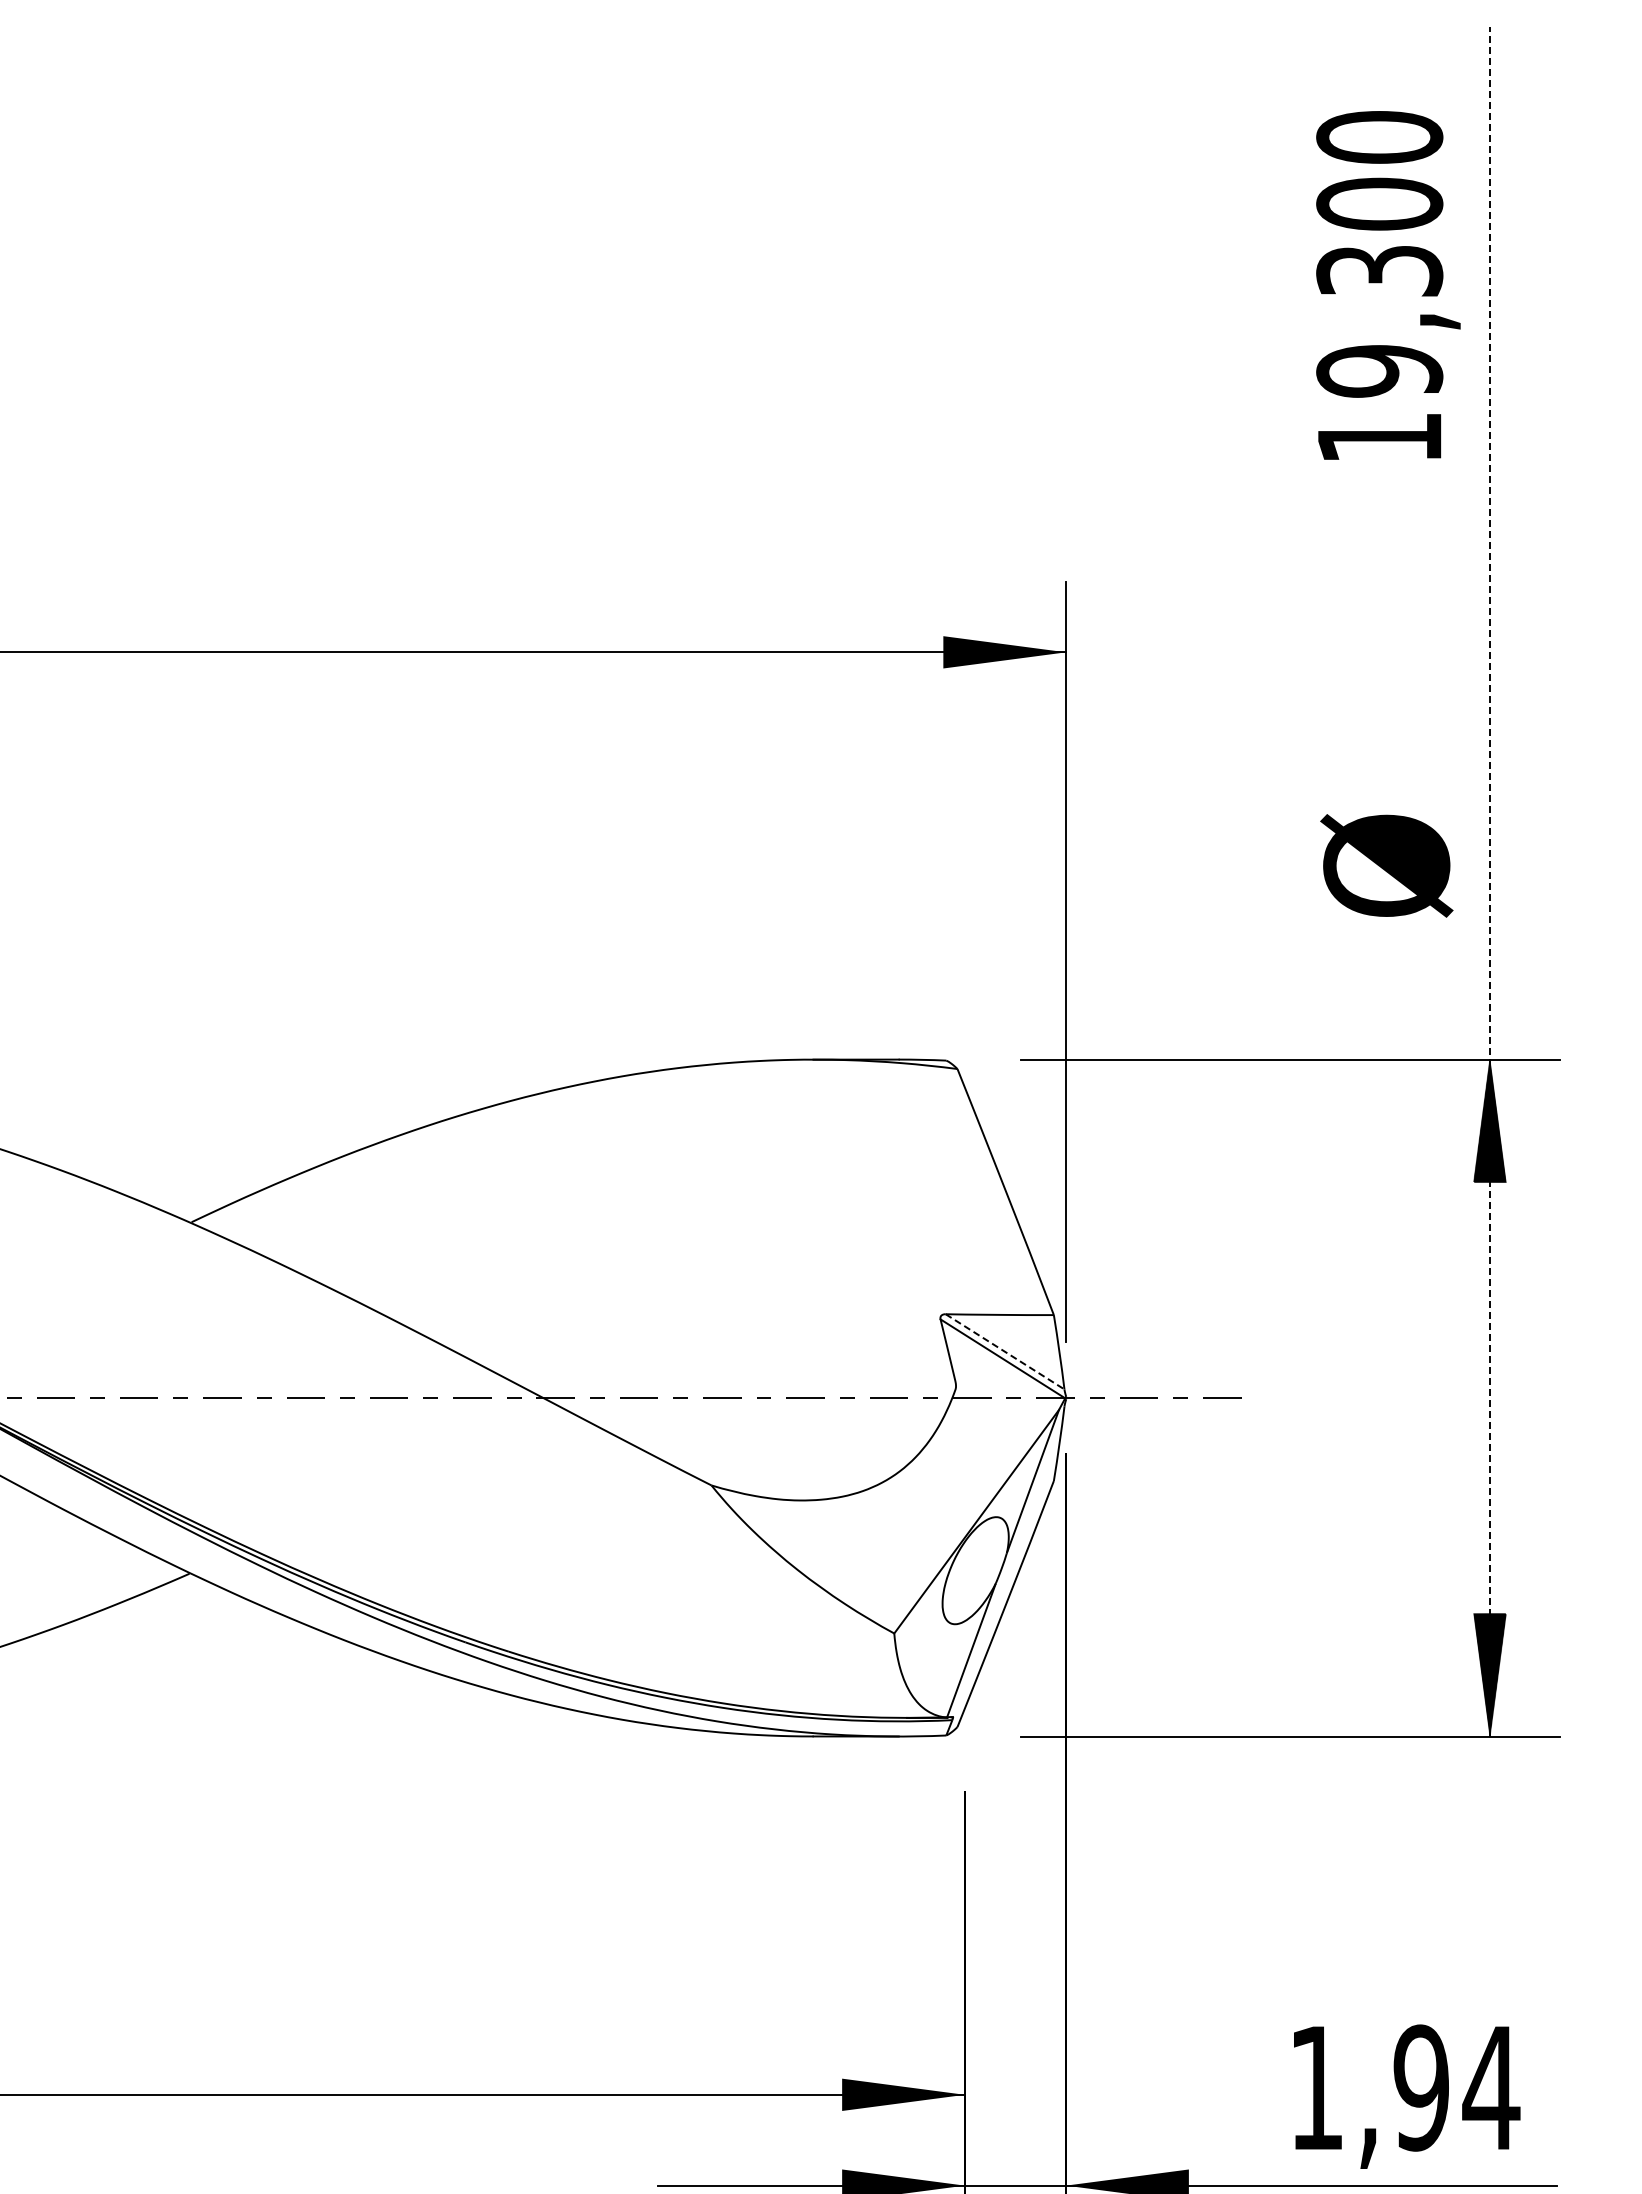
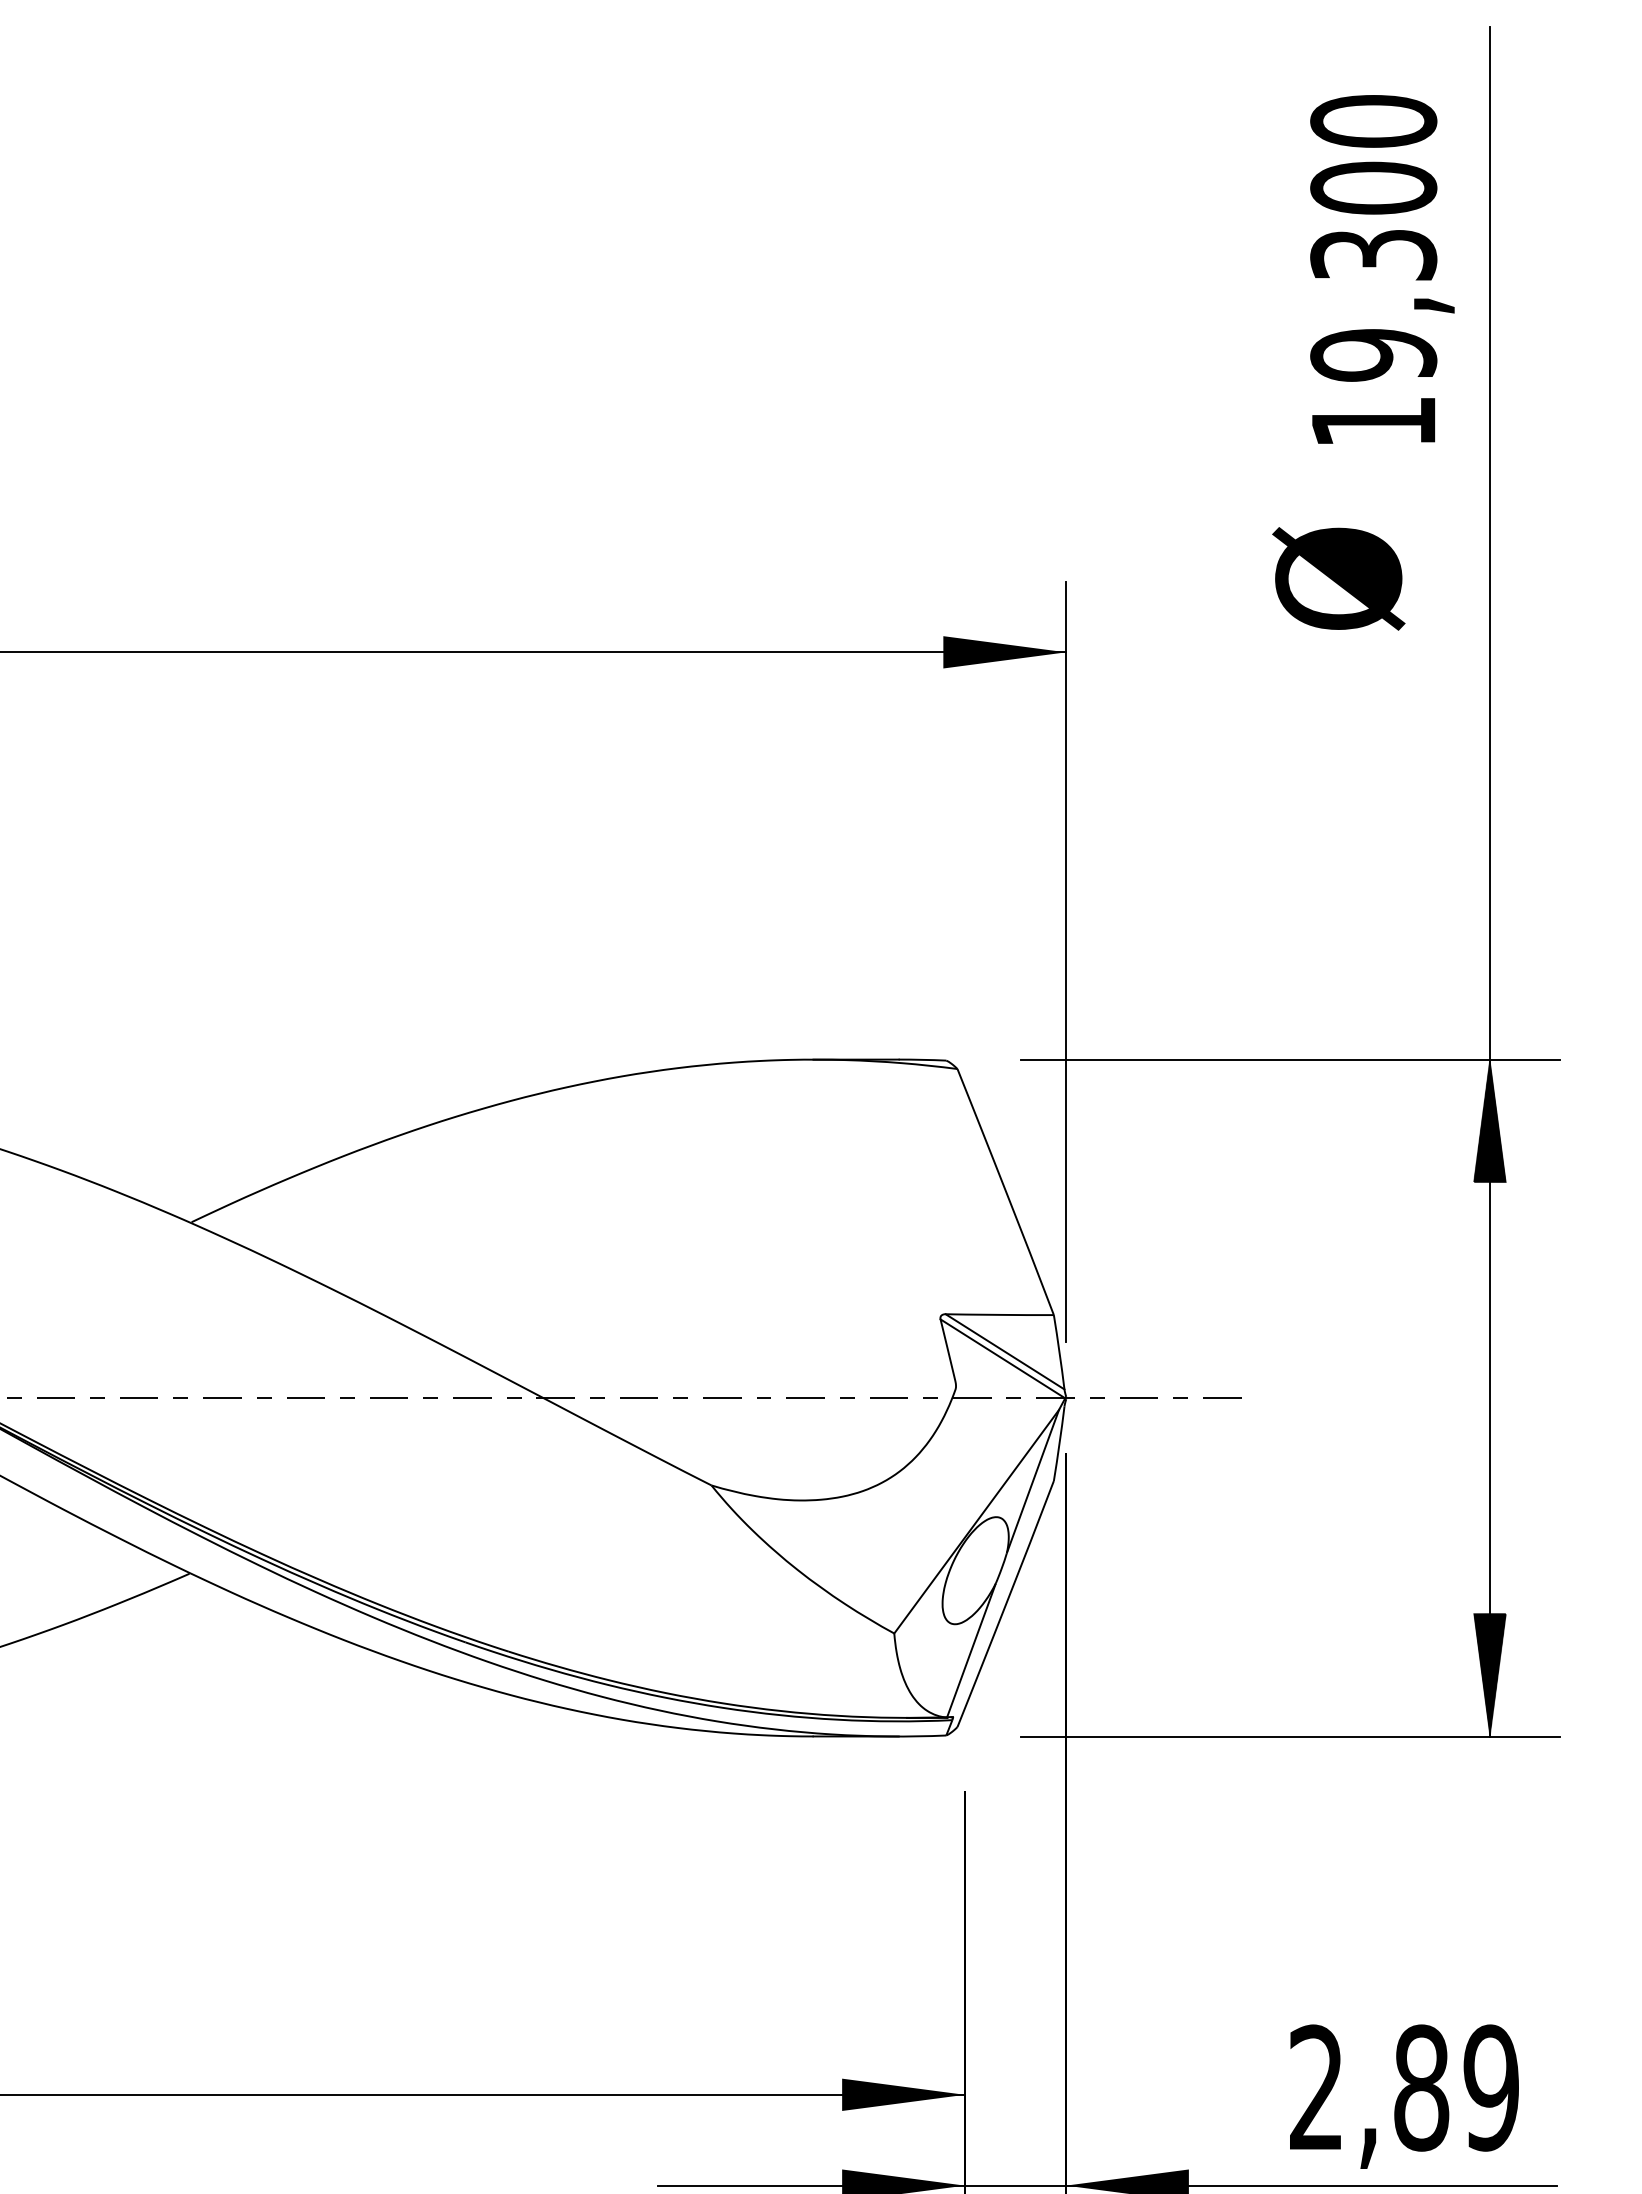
text position: (1388, 285) -> (1382, 269) (1382, 269)
text position: (1386, 865) -> (1338, 578) (1338, 578)
line: dashed -> solid (1489, 881)
line: dashed -> solid (1005, 1352)
text: 1,94 -> 2,89 (1405, 2087)
